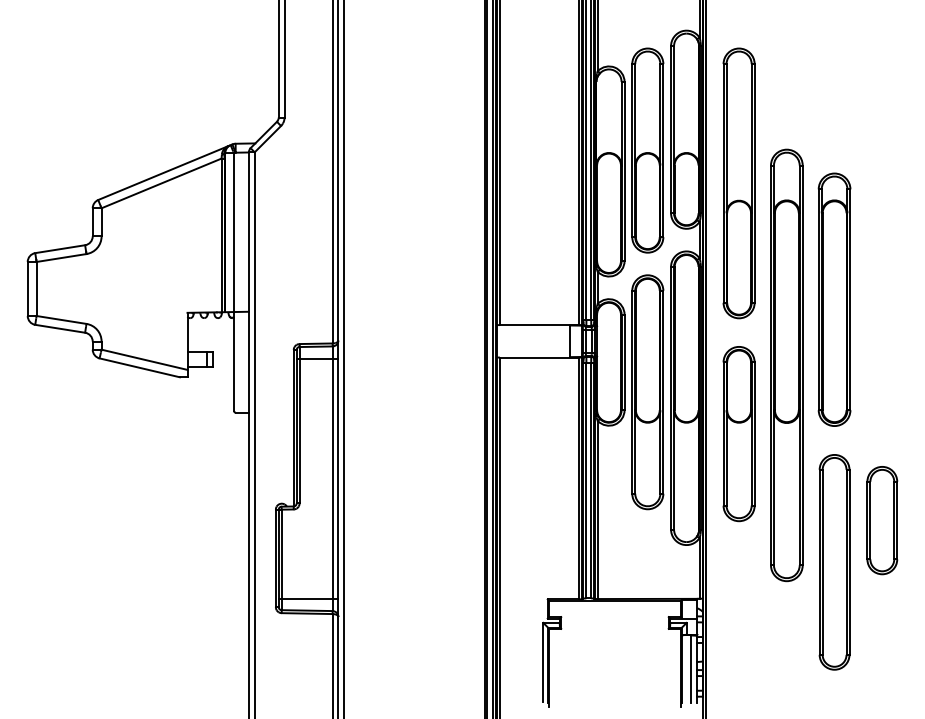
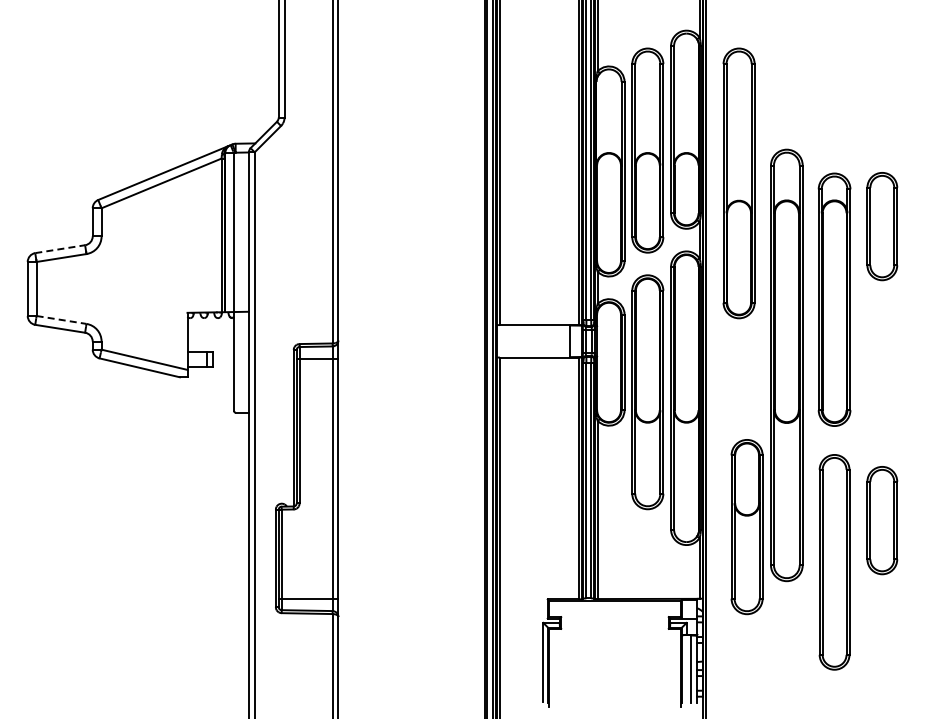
part: none -> present (882, 226)
line: solid -> dashed (60, 249)
line: solid -> dashed (62, 320)
line: present -> none (344, 358)
part position: (738, 434) -> (746, 527) (746, 527)
